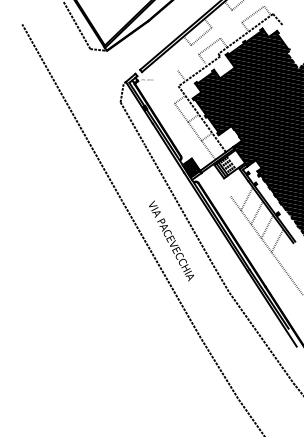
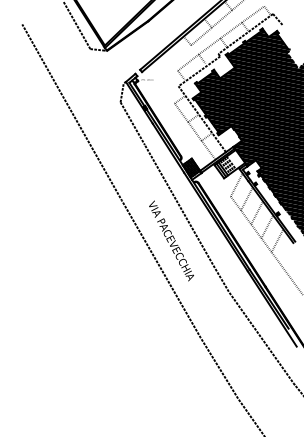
line: none -> present (221, 18)
line: none -> present (231, 30)
line: none -> present (188, 62)
line: none -> present (236, 184)
